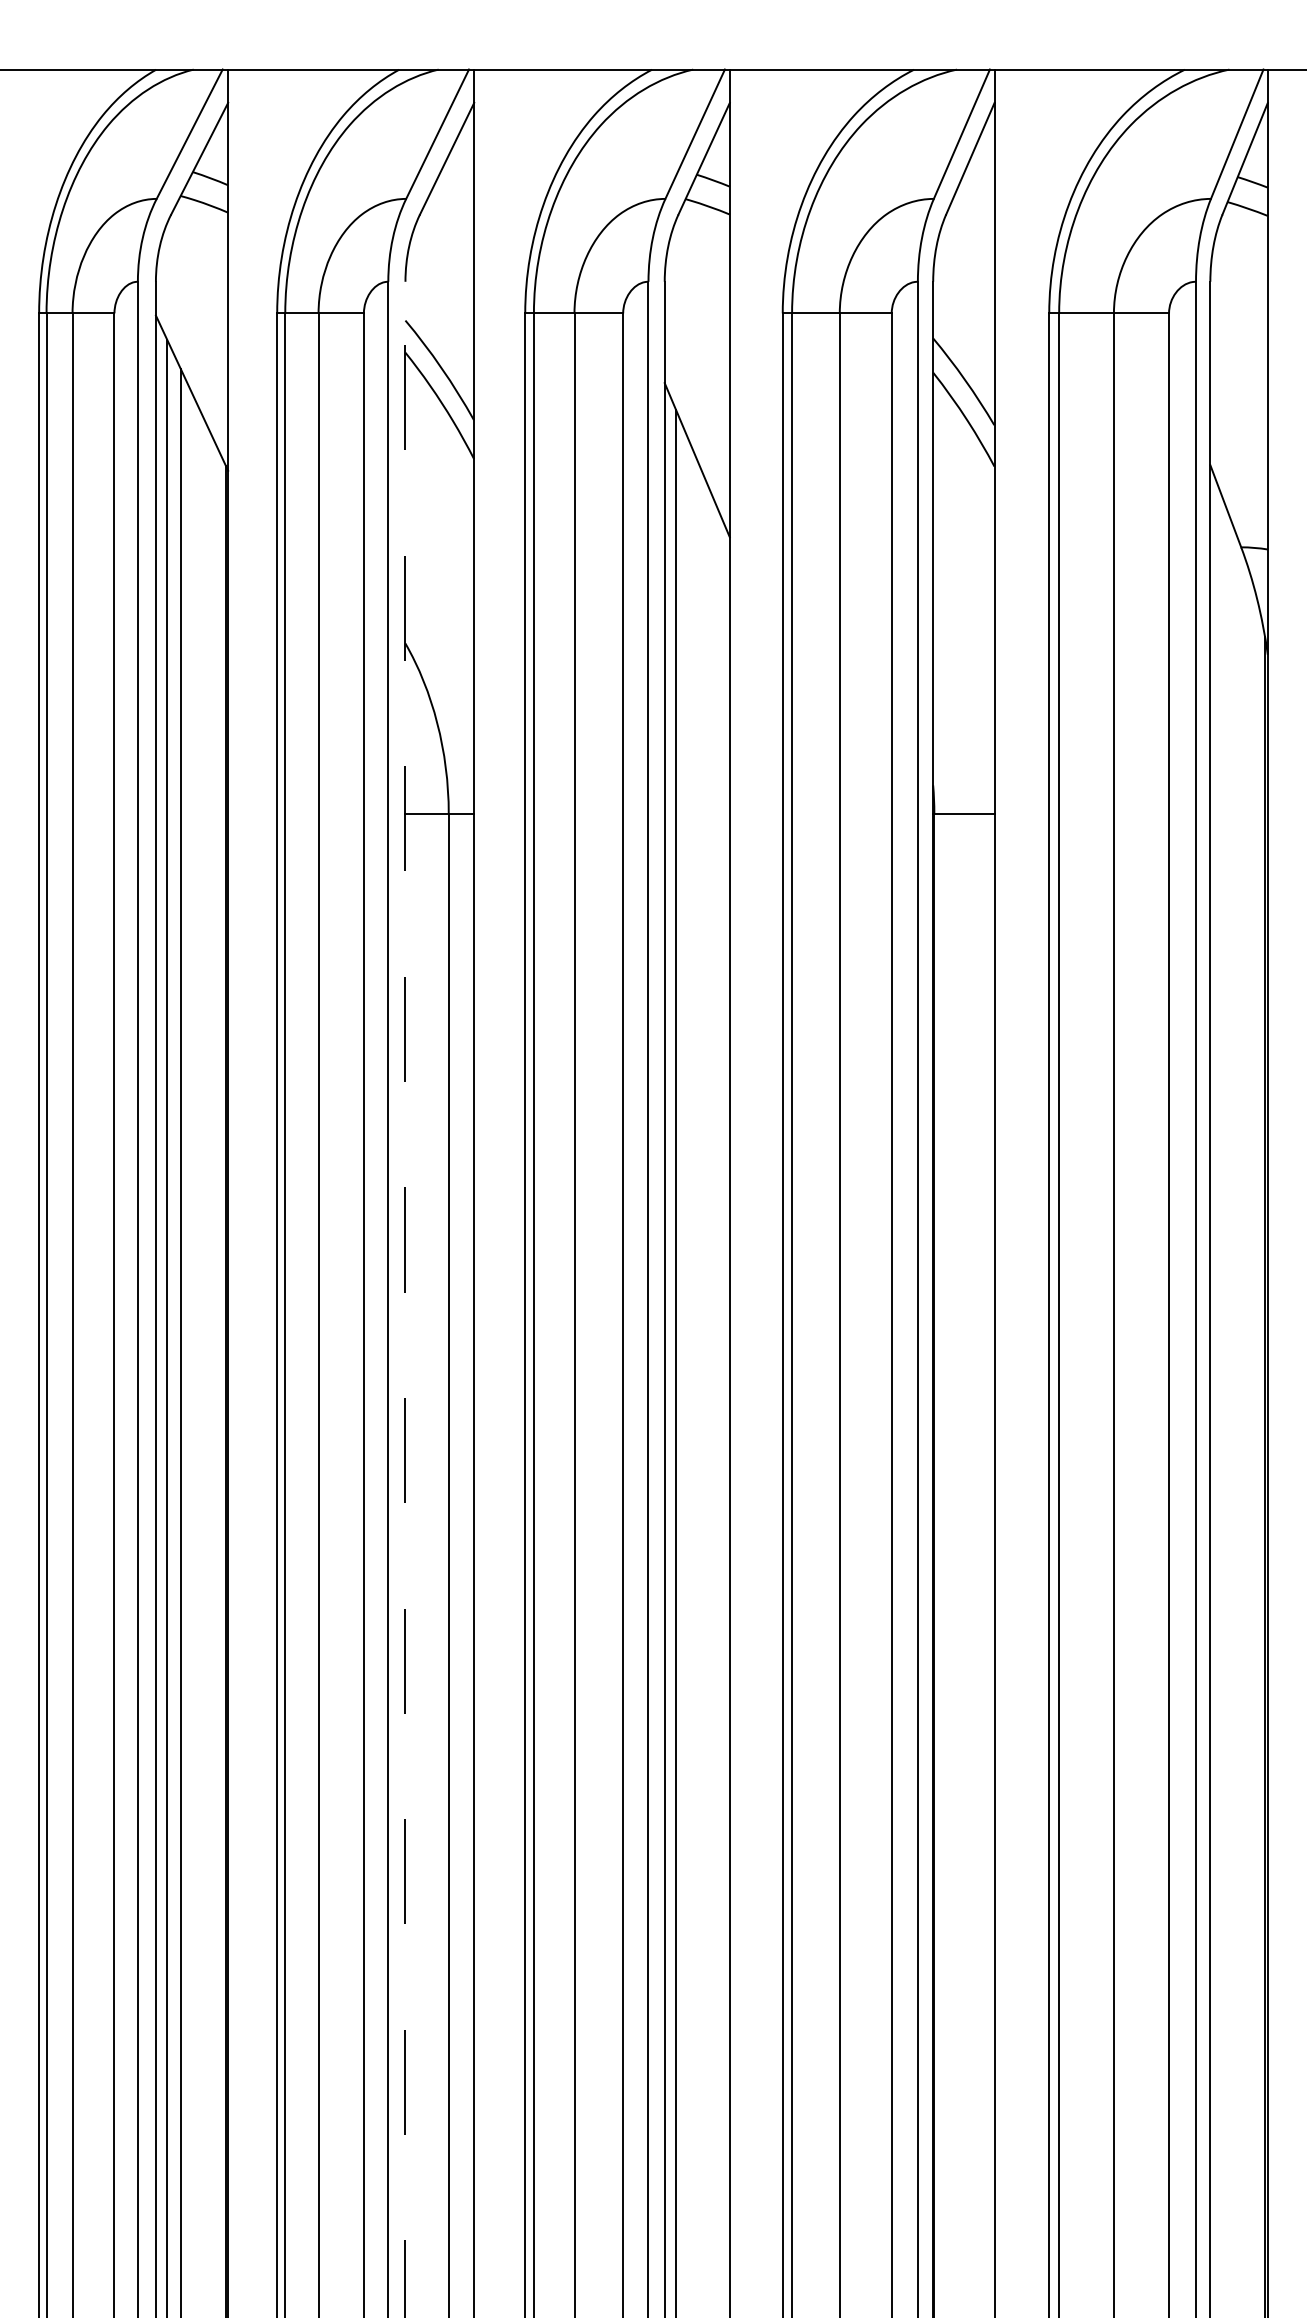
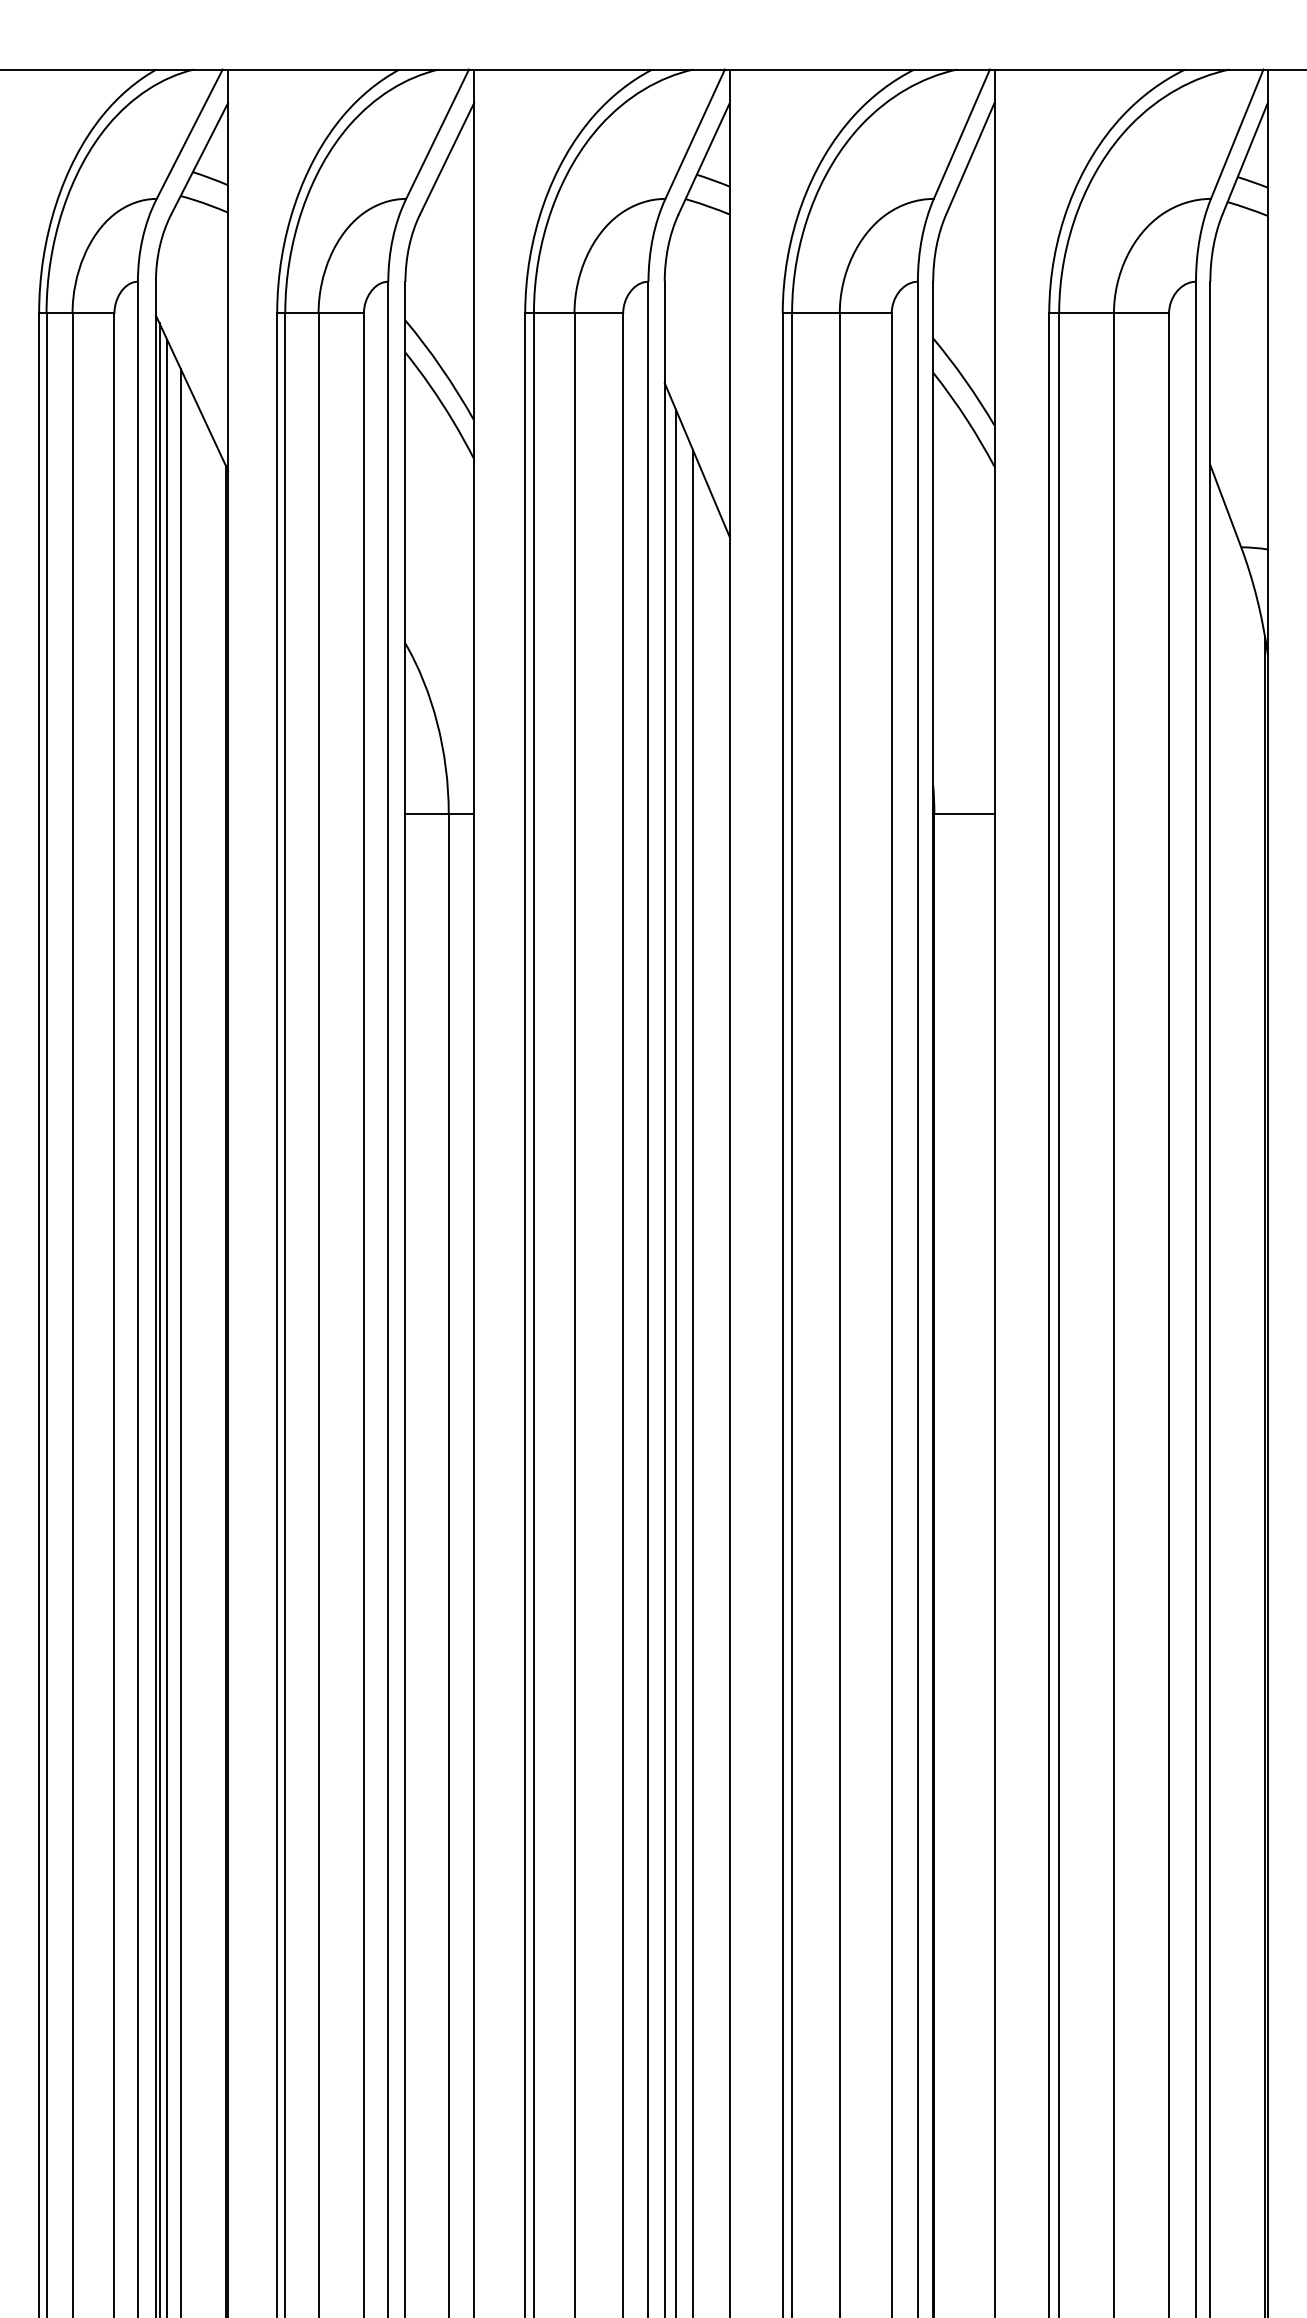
line: dashed -> solid (405, 1299)
line: none -> present (159, 1318)
line: none -> present (693, 1382)
